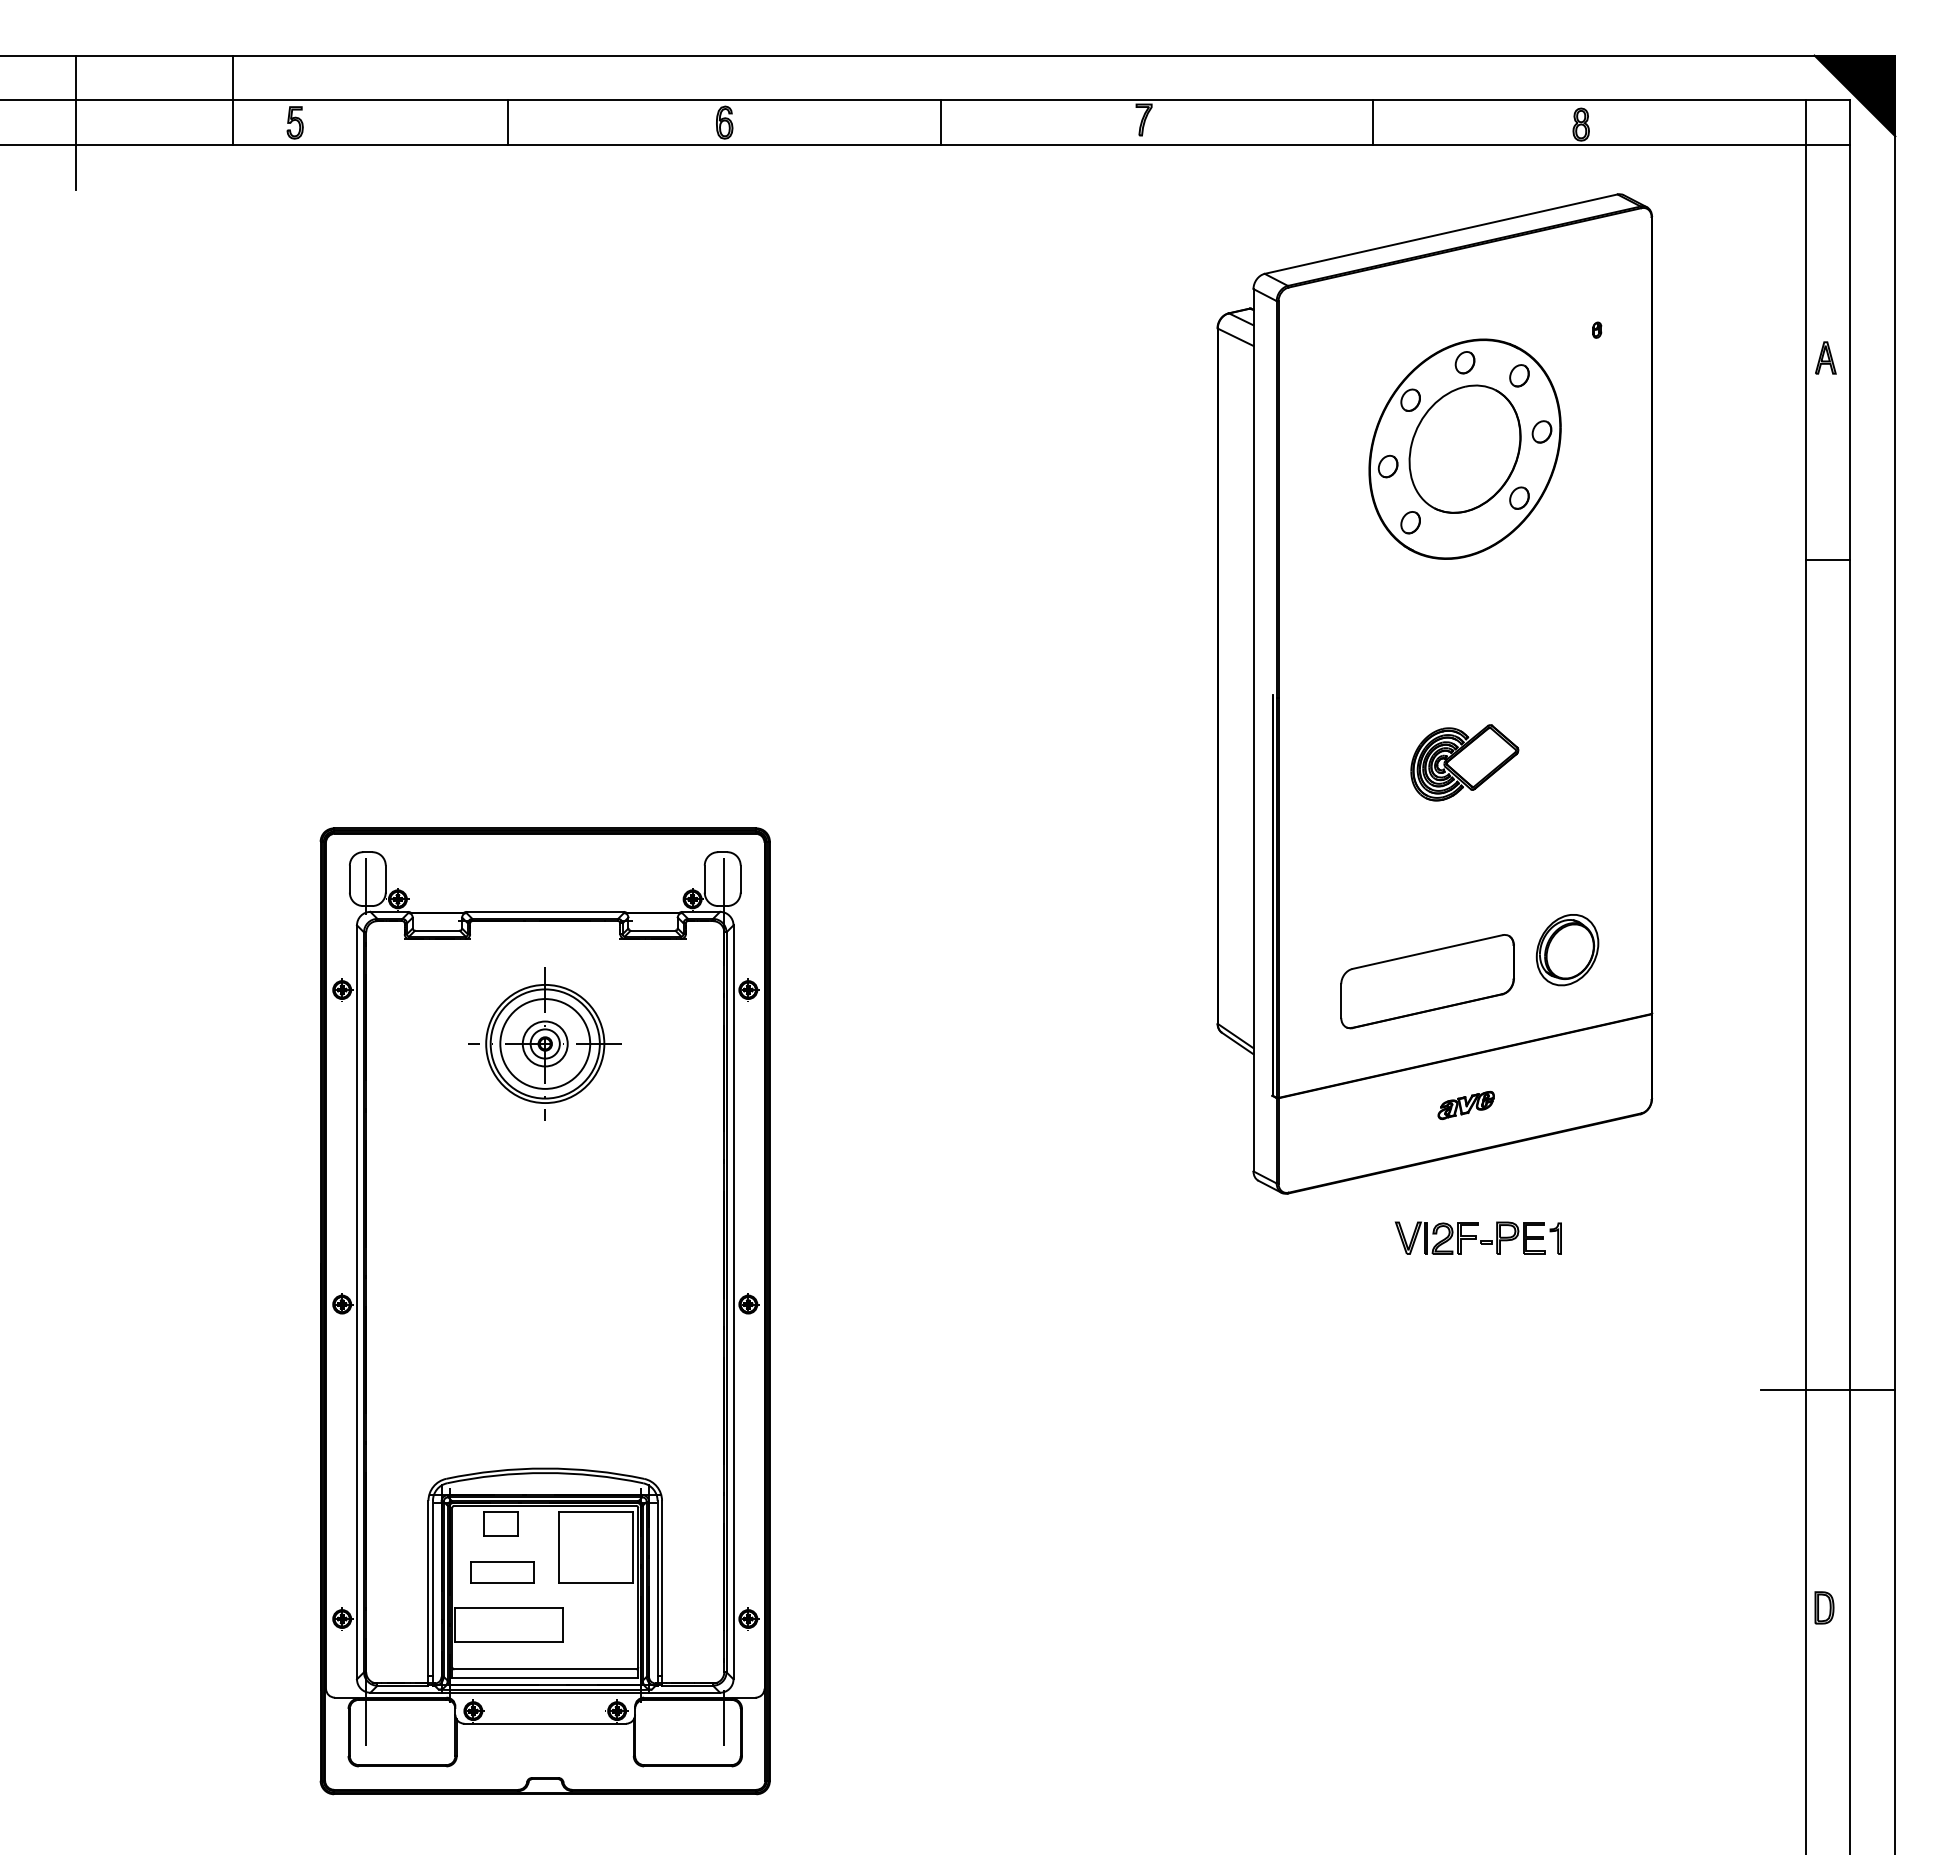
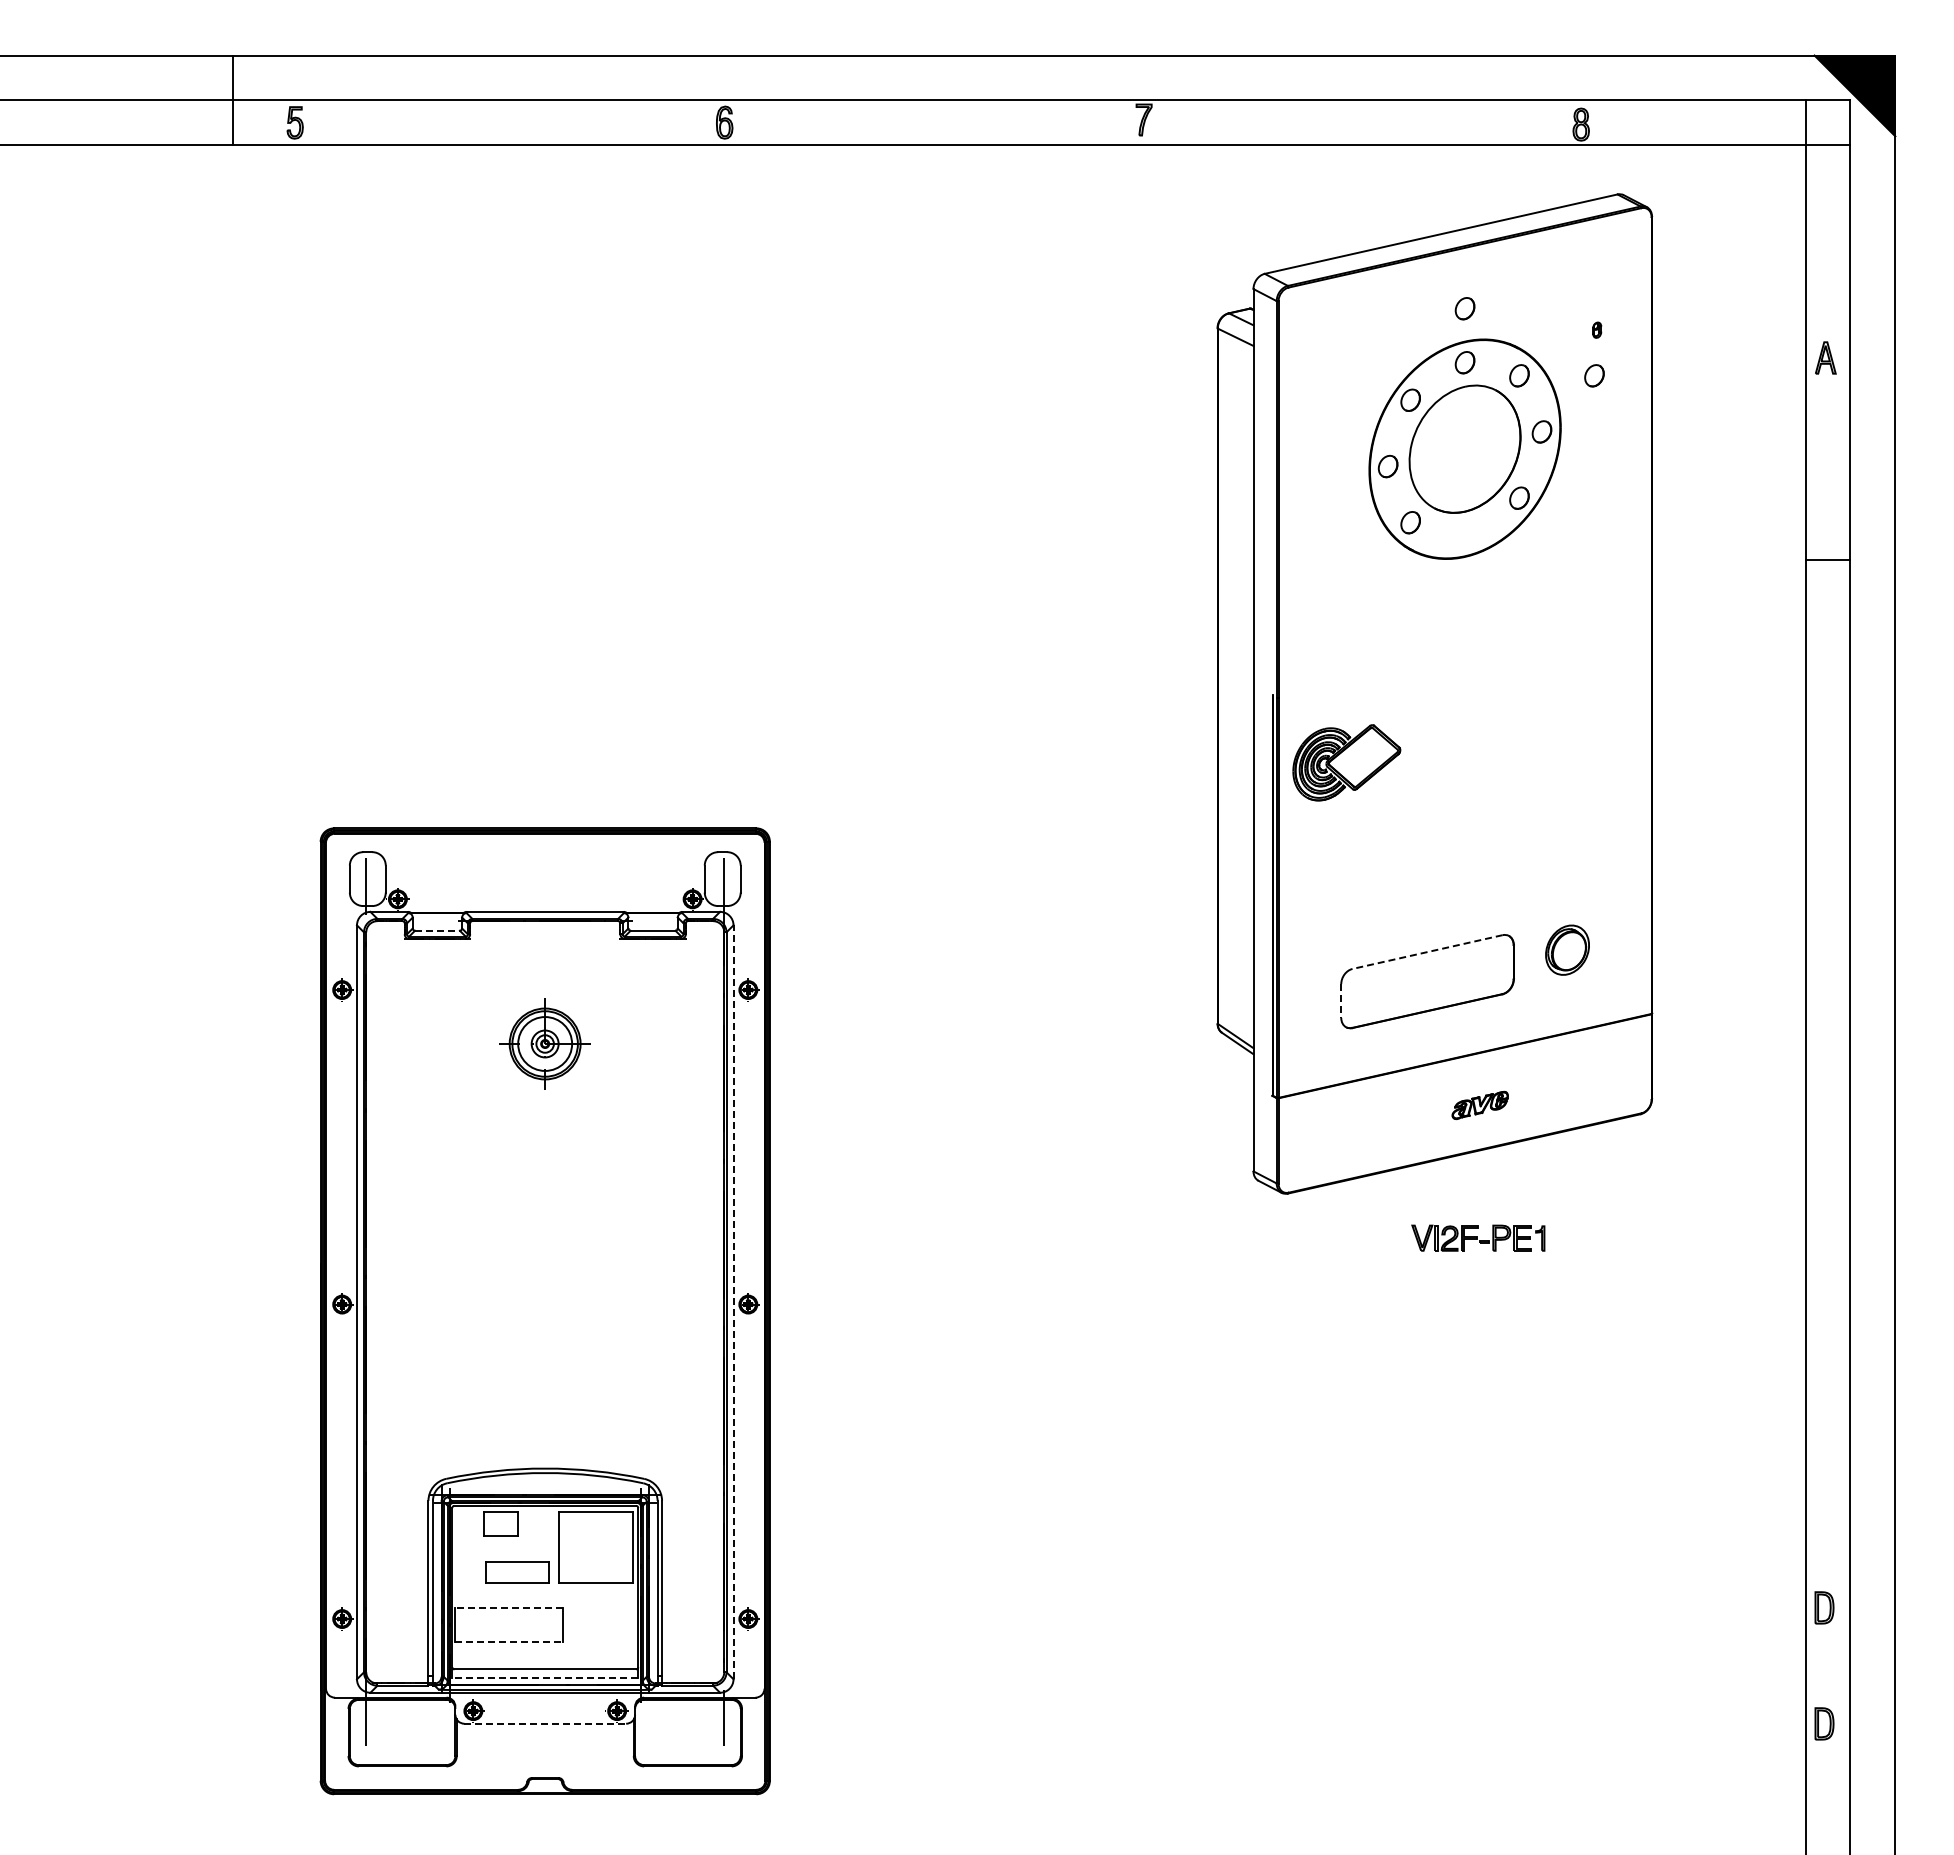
line: present -> none (75, 122)
line: present -> none (508, 122)
line: present -> none (940, 122)
line: present -> none (1373, 122)
part: none -> present (1464, 308)
part: none -> present (1594, 375)
part position: (1464, 762) -> (1346, 762) (1346, 762)
line: solid -> dashed (437, 930)
part size: 65x73 px -> 45x52 px (1567, 949)
line: solid -> dashed (1427, 952)
line: solid -> dashed (1341, 1001)
part size: 154x154 px -> 92x92 px (544, 1043)
part position: (1465, 1105) -> (1479, 1105) (1479, 1105)
part size: 168x34 px -> 135x28 px (1478, 1237)
line: solid -> dashed (733, 1302)
line: present -> none (1827, 1389)
part position: (502, 1572) -> (517, 1572) (517, 1572)
line: solid -> dashed (509, 1607)
line: solid -> dashed (509, 1641)
line: solid -> dashed (545, 1678)
line: solid -> dashed (545, 1723)
part: none -> present (1824, 1723)
